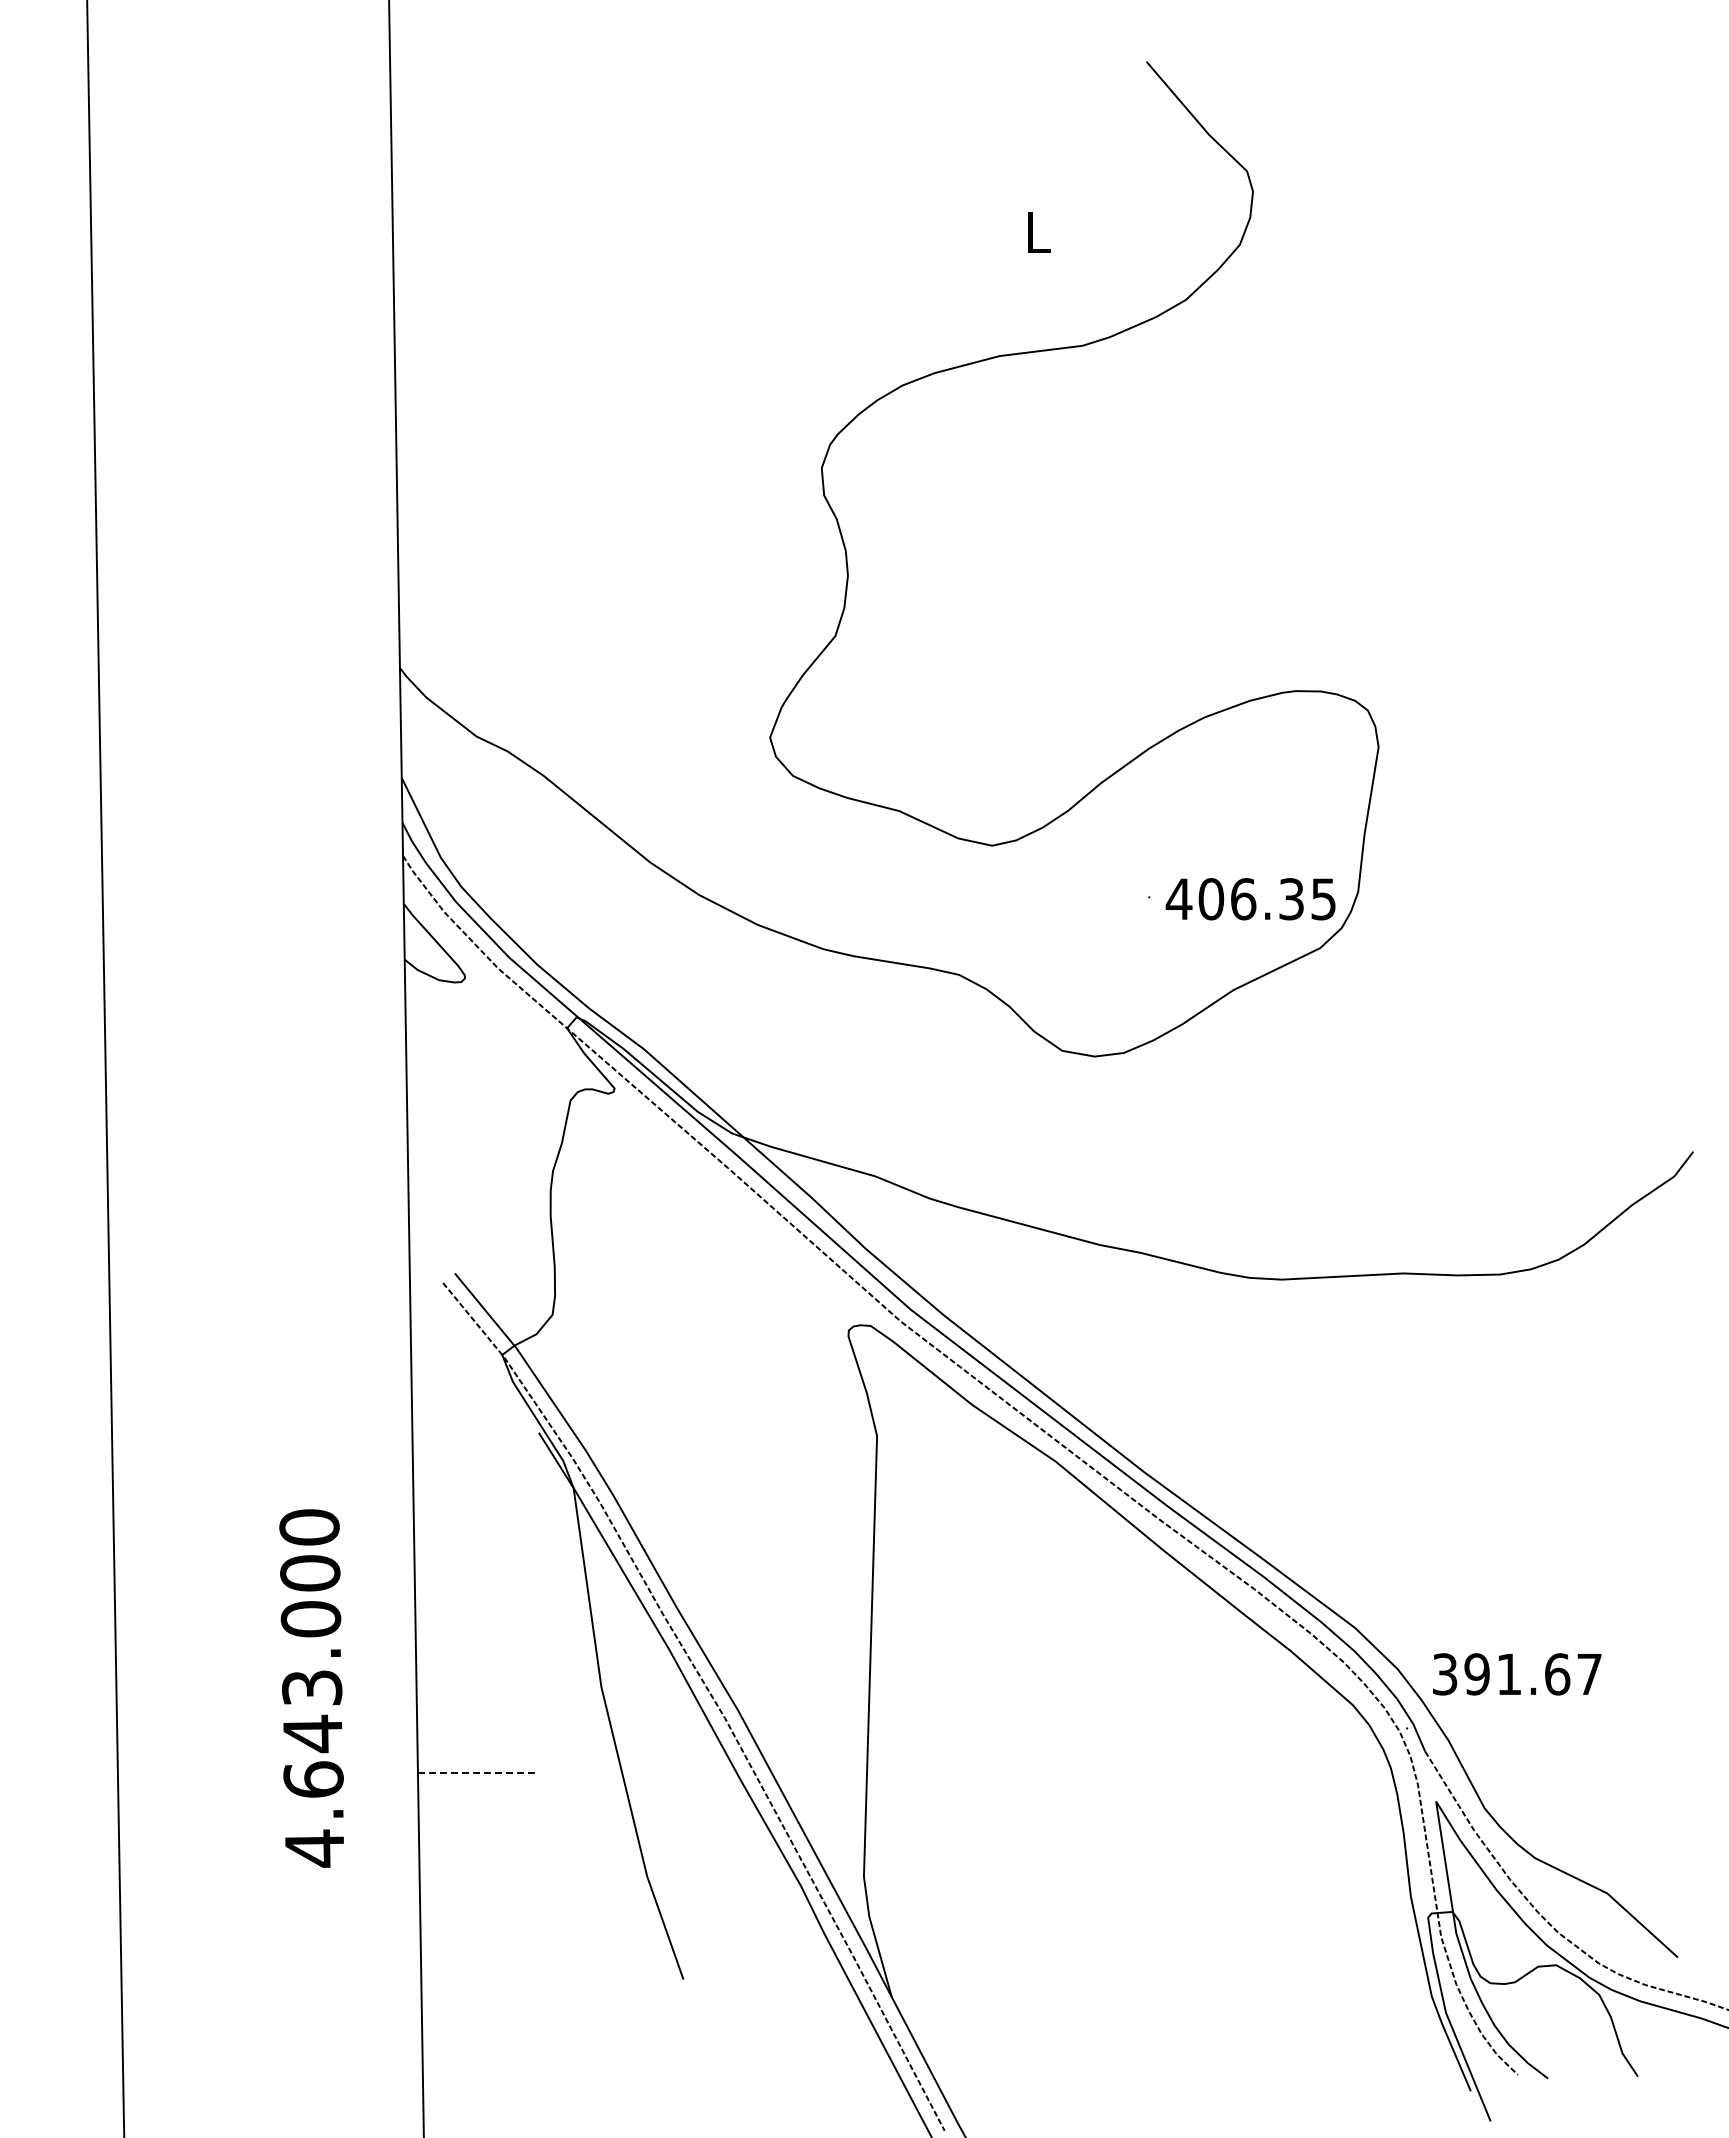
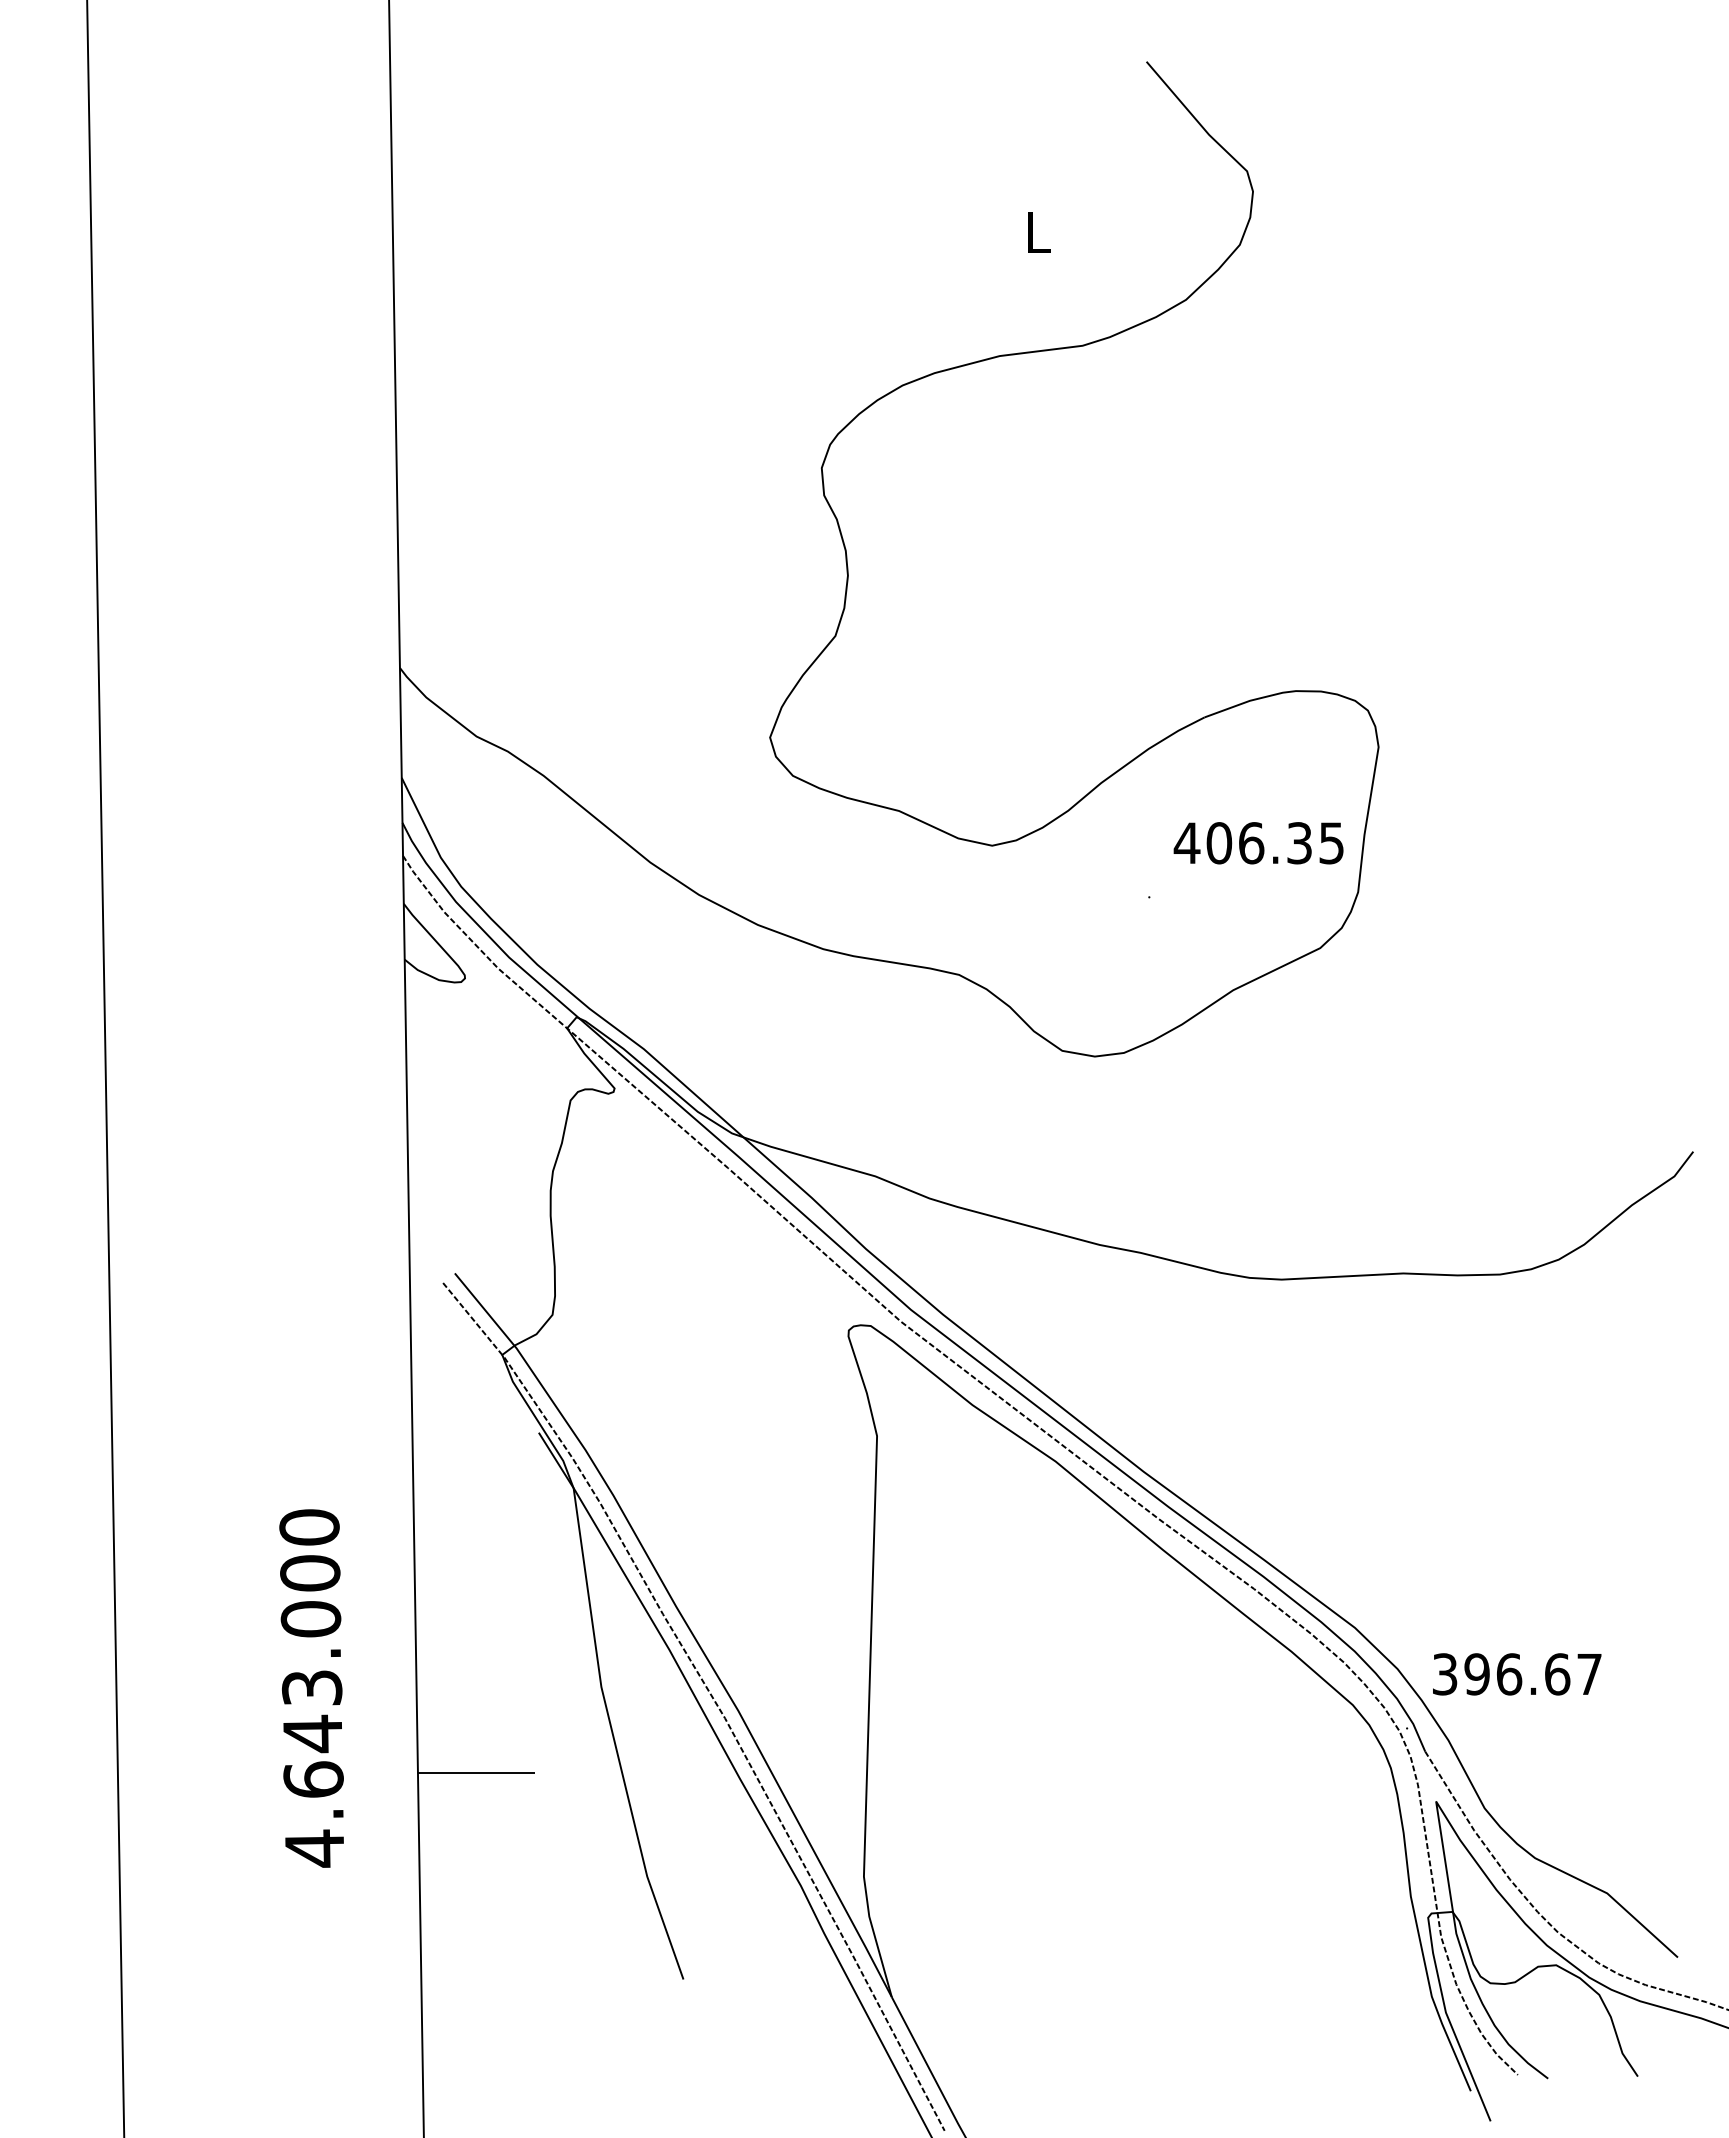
text position: (1250, 899) -> (1258, 843) (1258, 843)
text: 391.67 -> 396.67 (1509, 1674)
line: dashed -> solid (476, 1773)
